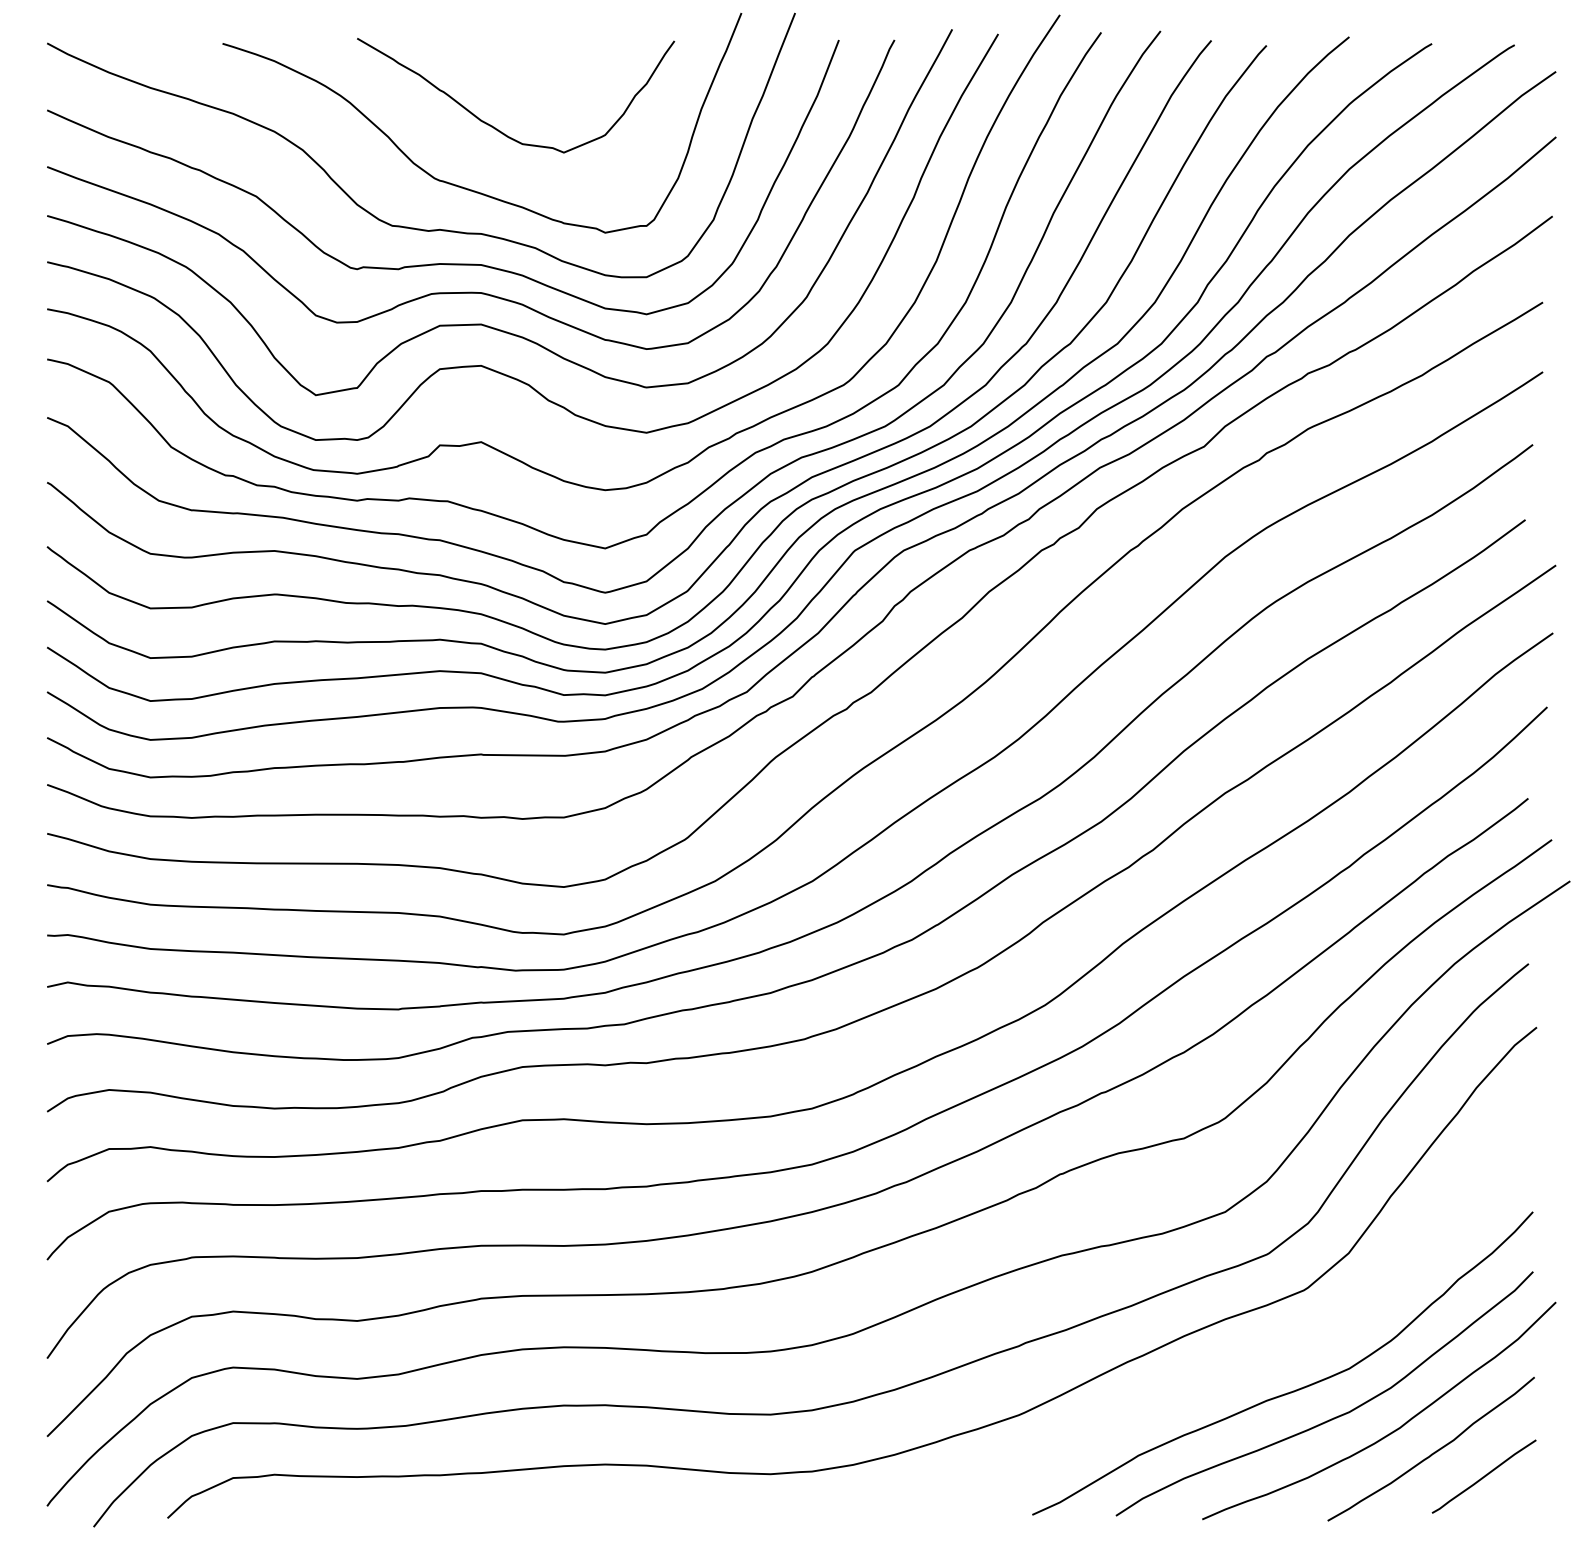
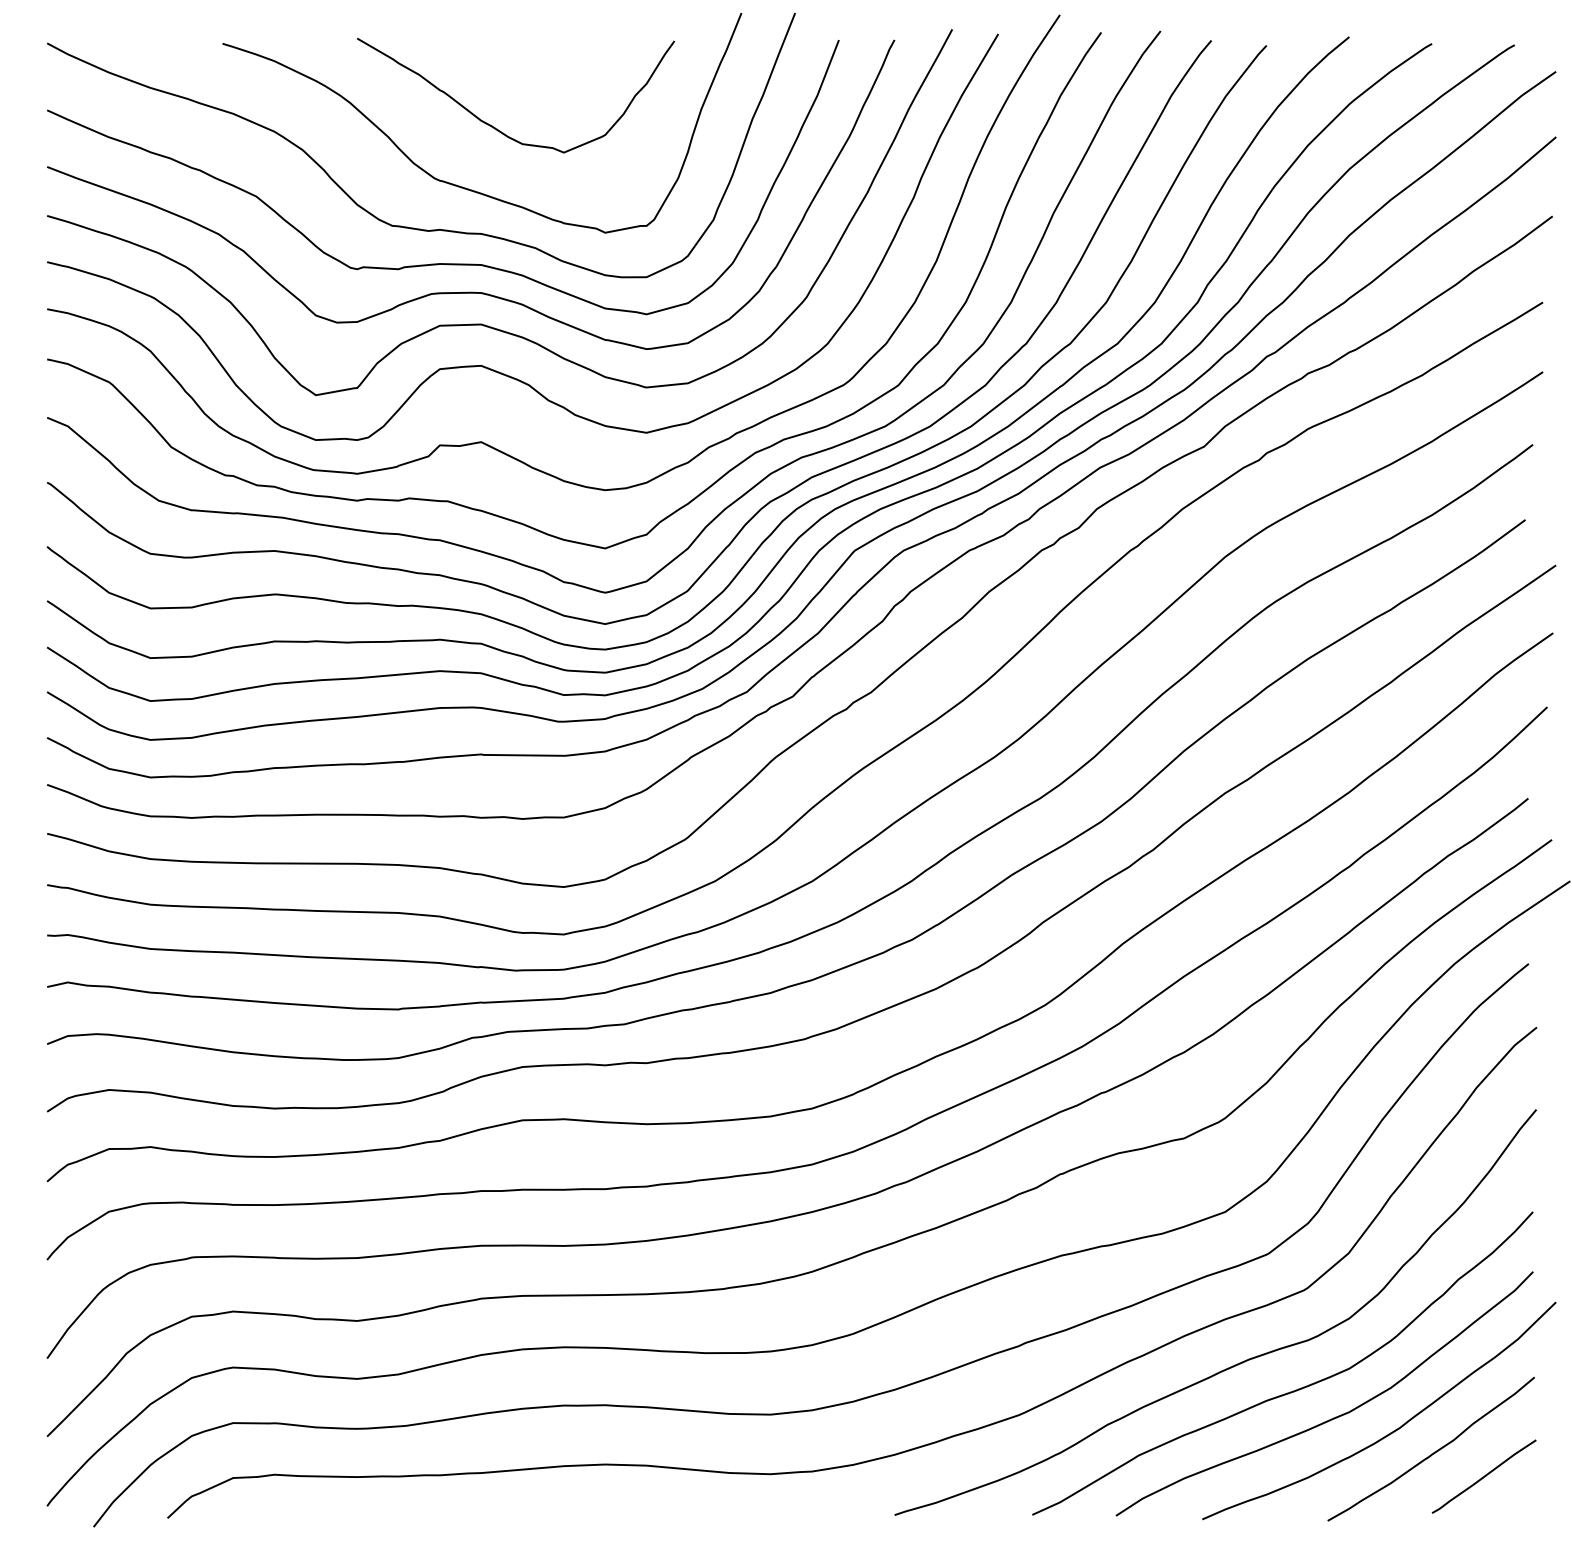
curve: none -> present (1239, 1362)
